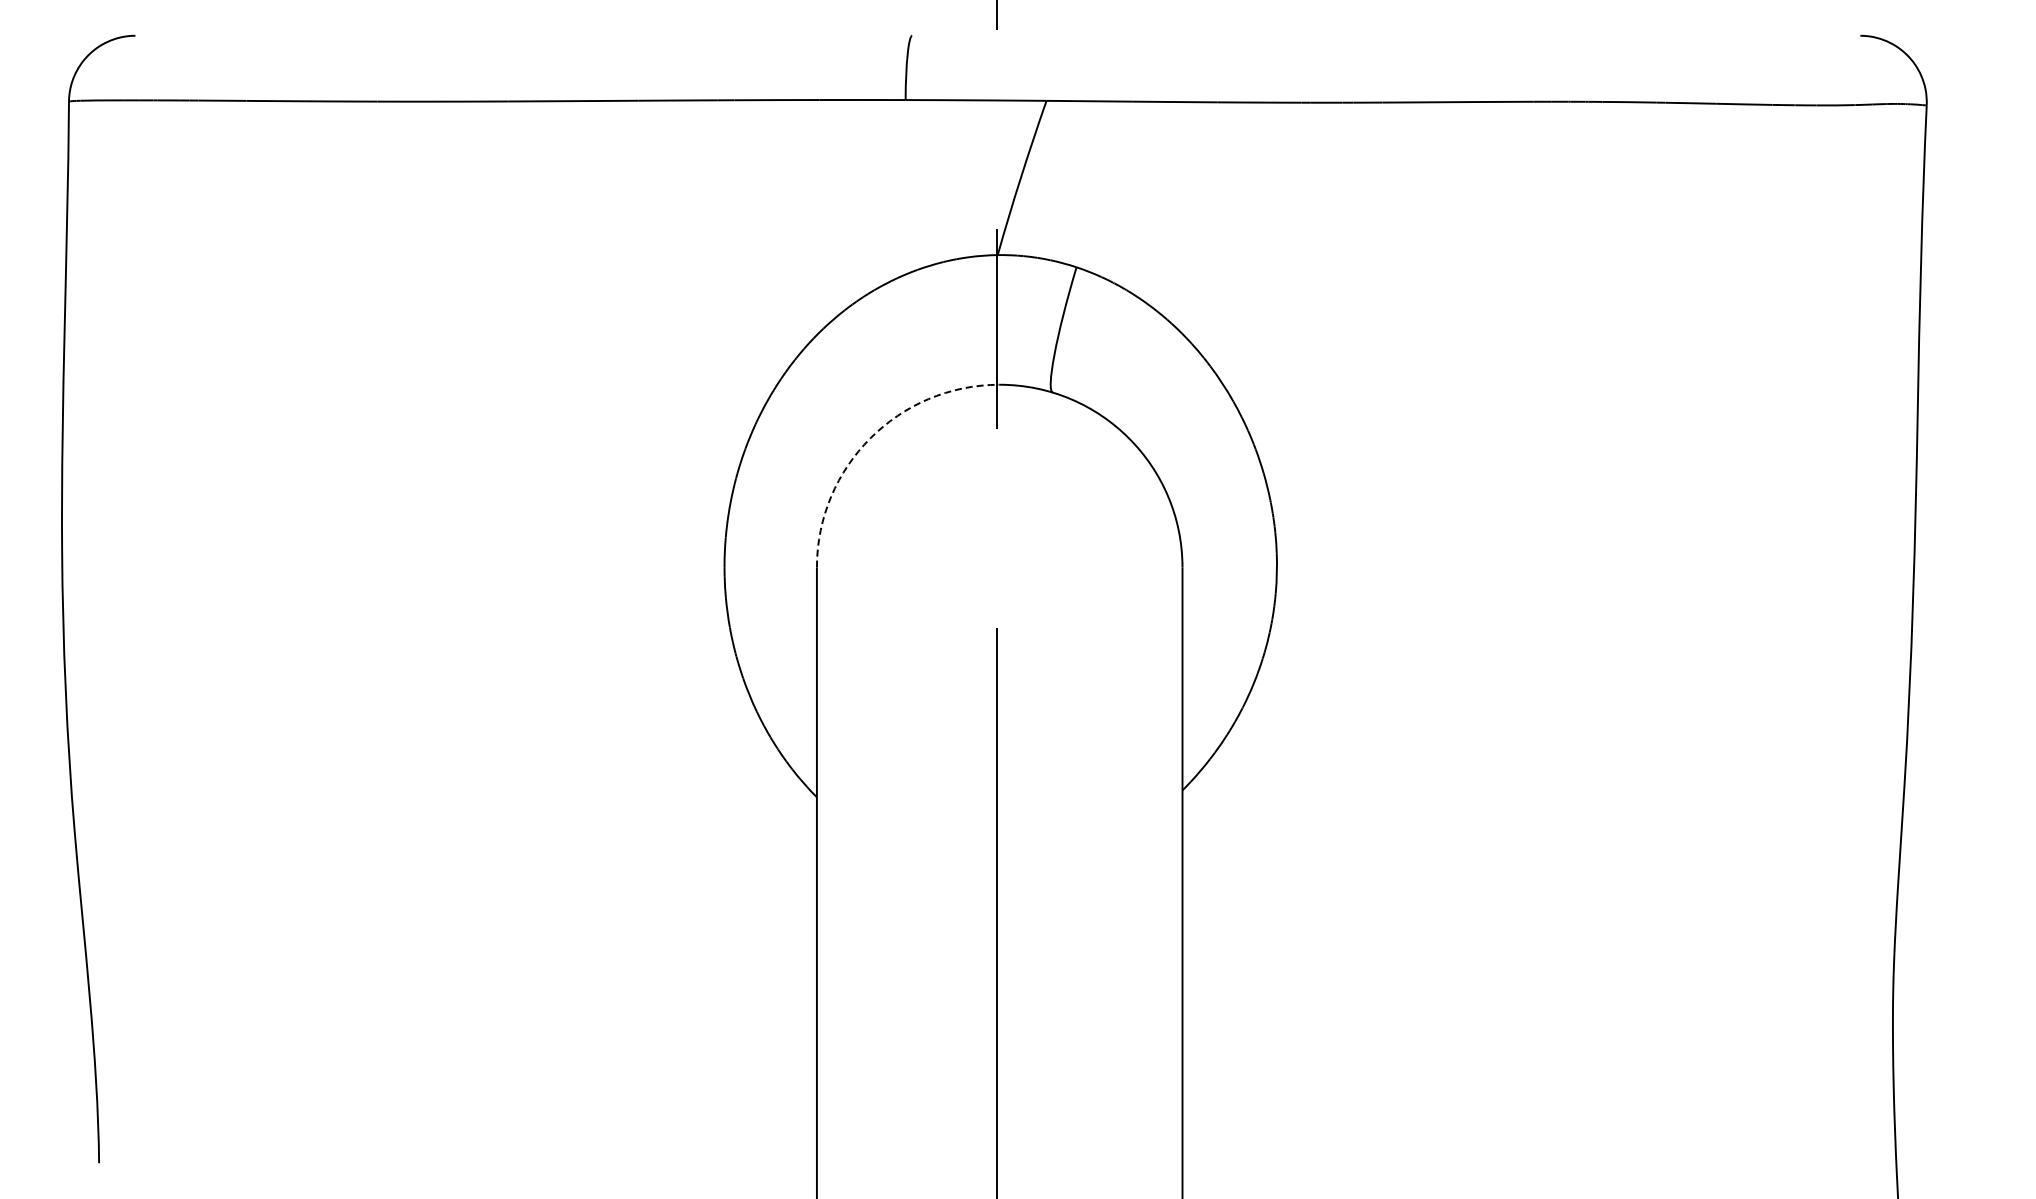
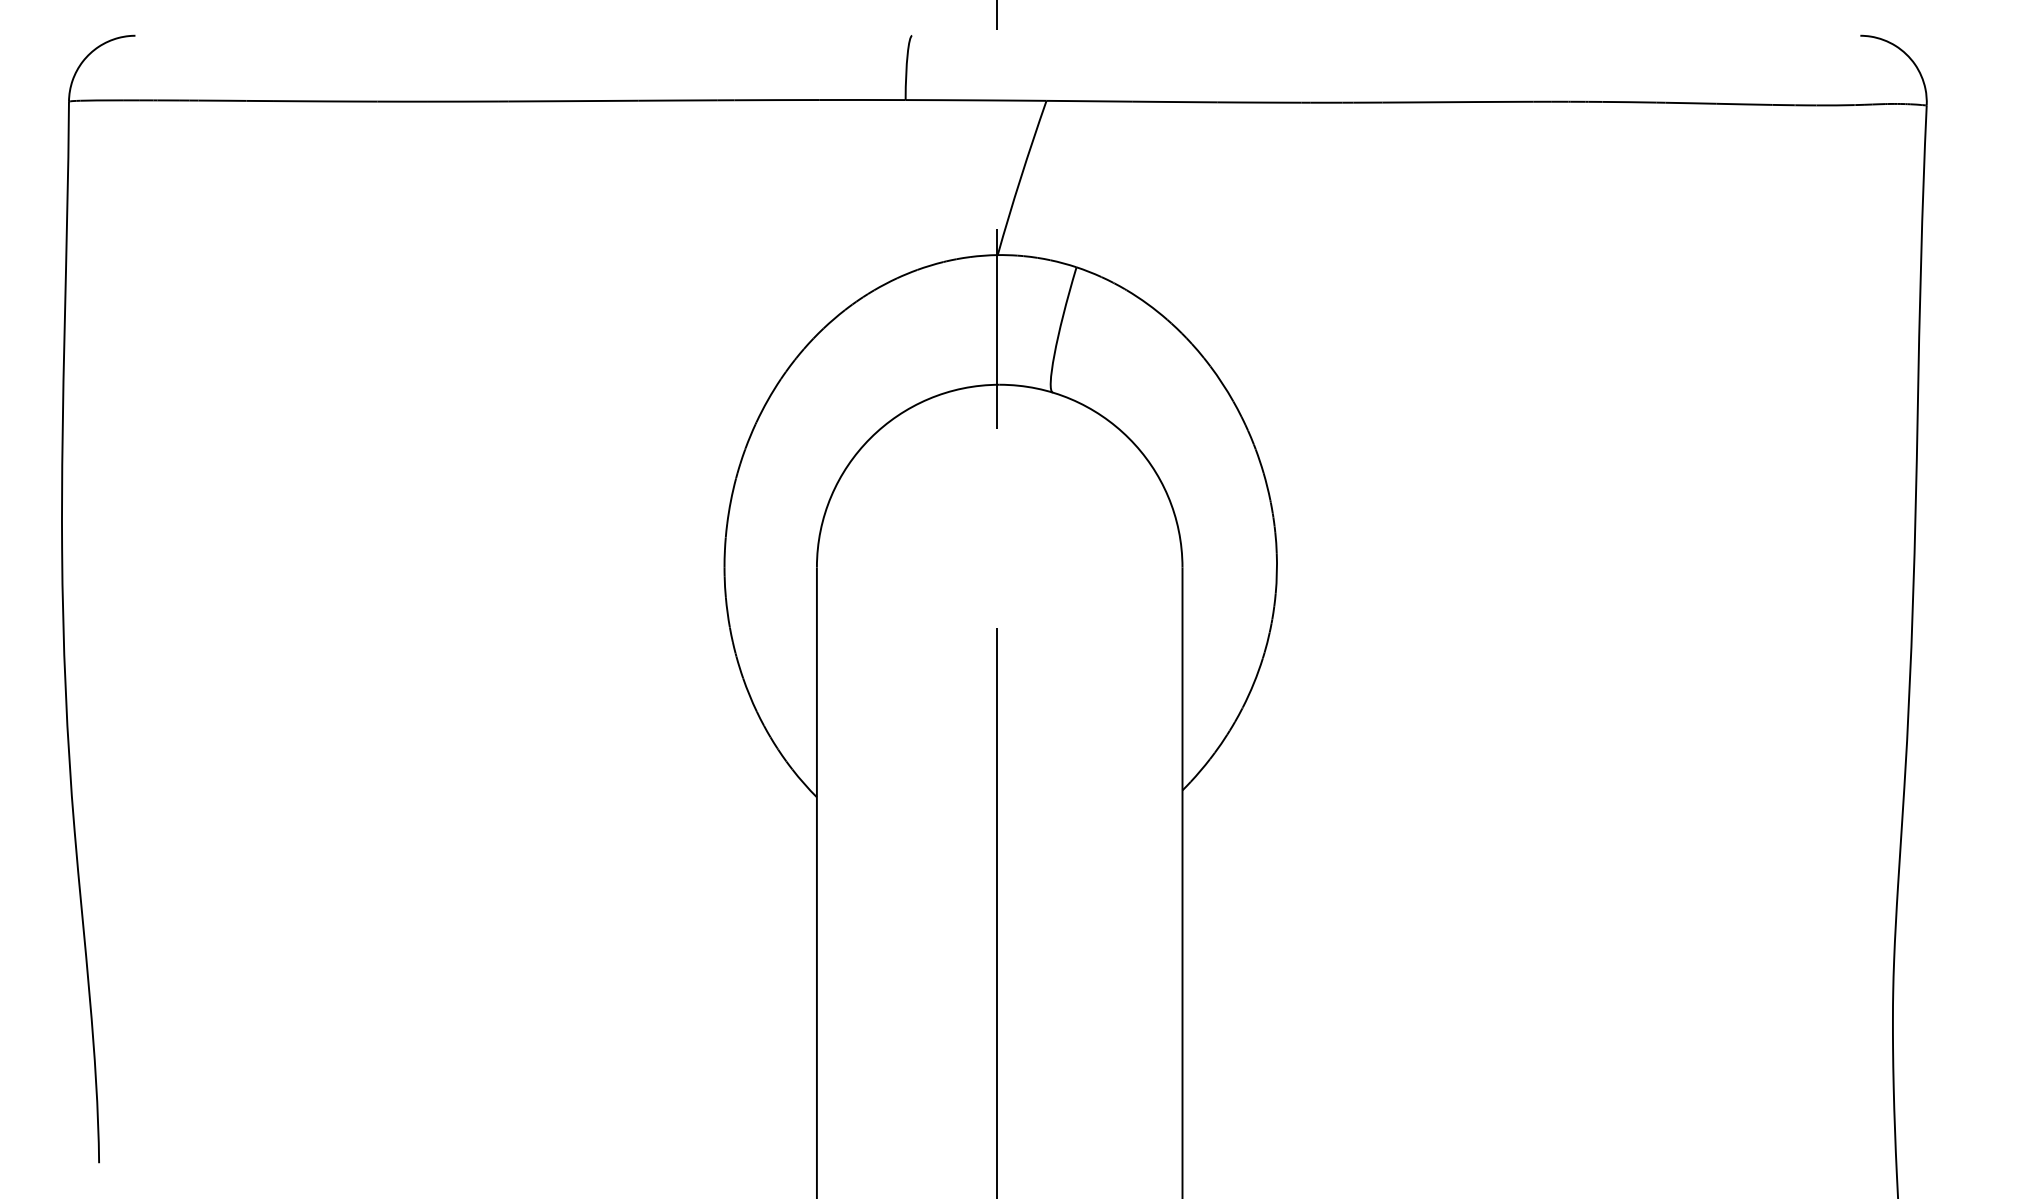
arc: dashed -> solid (870, 438)
